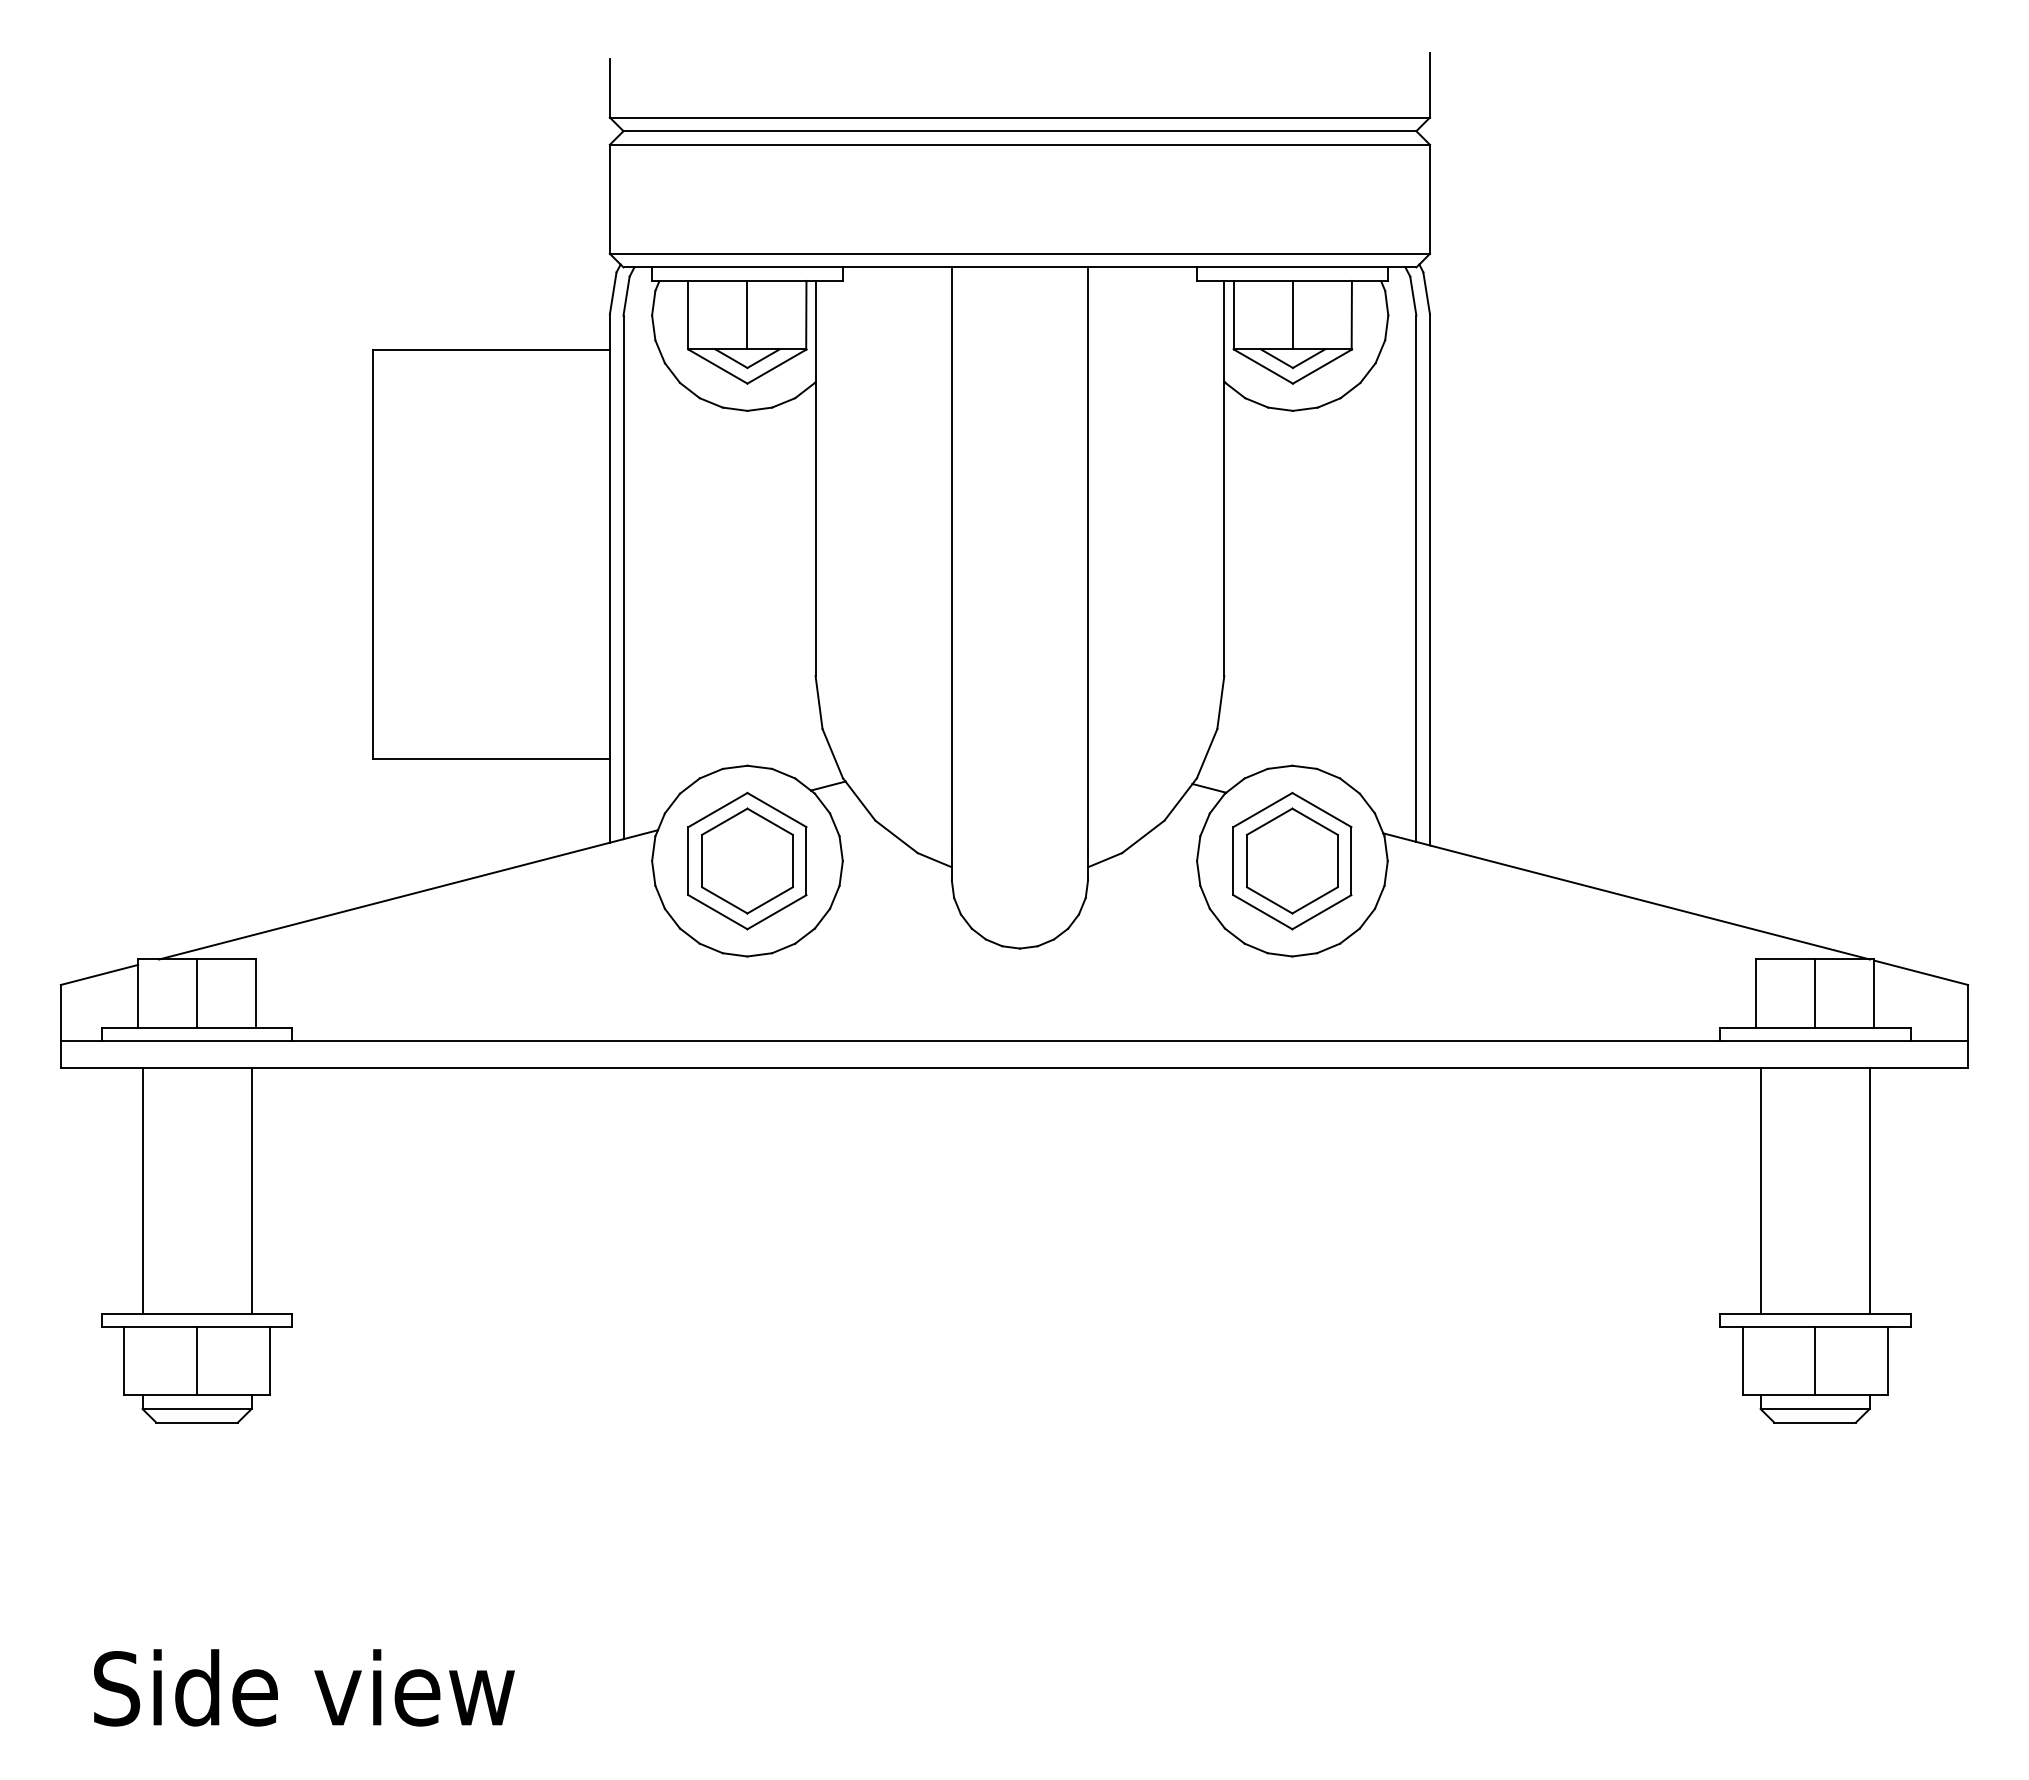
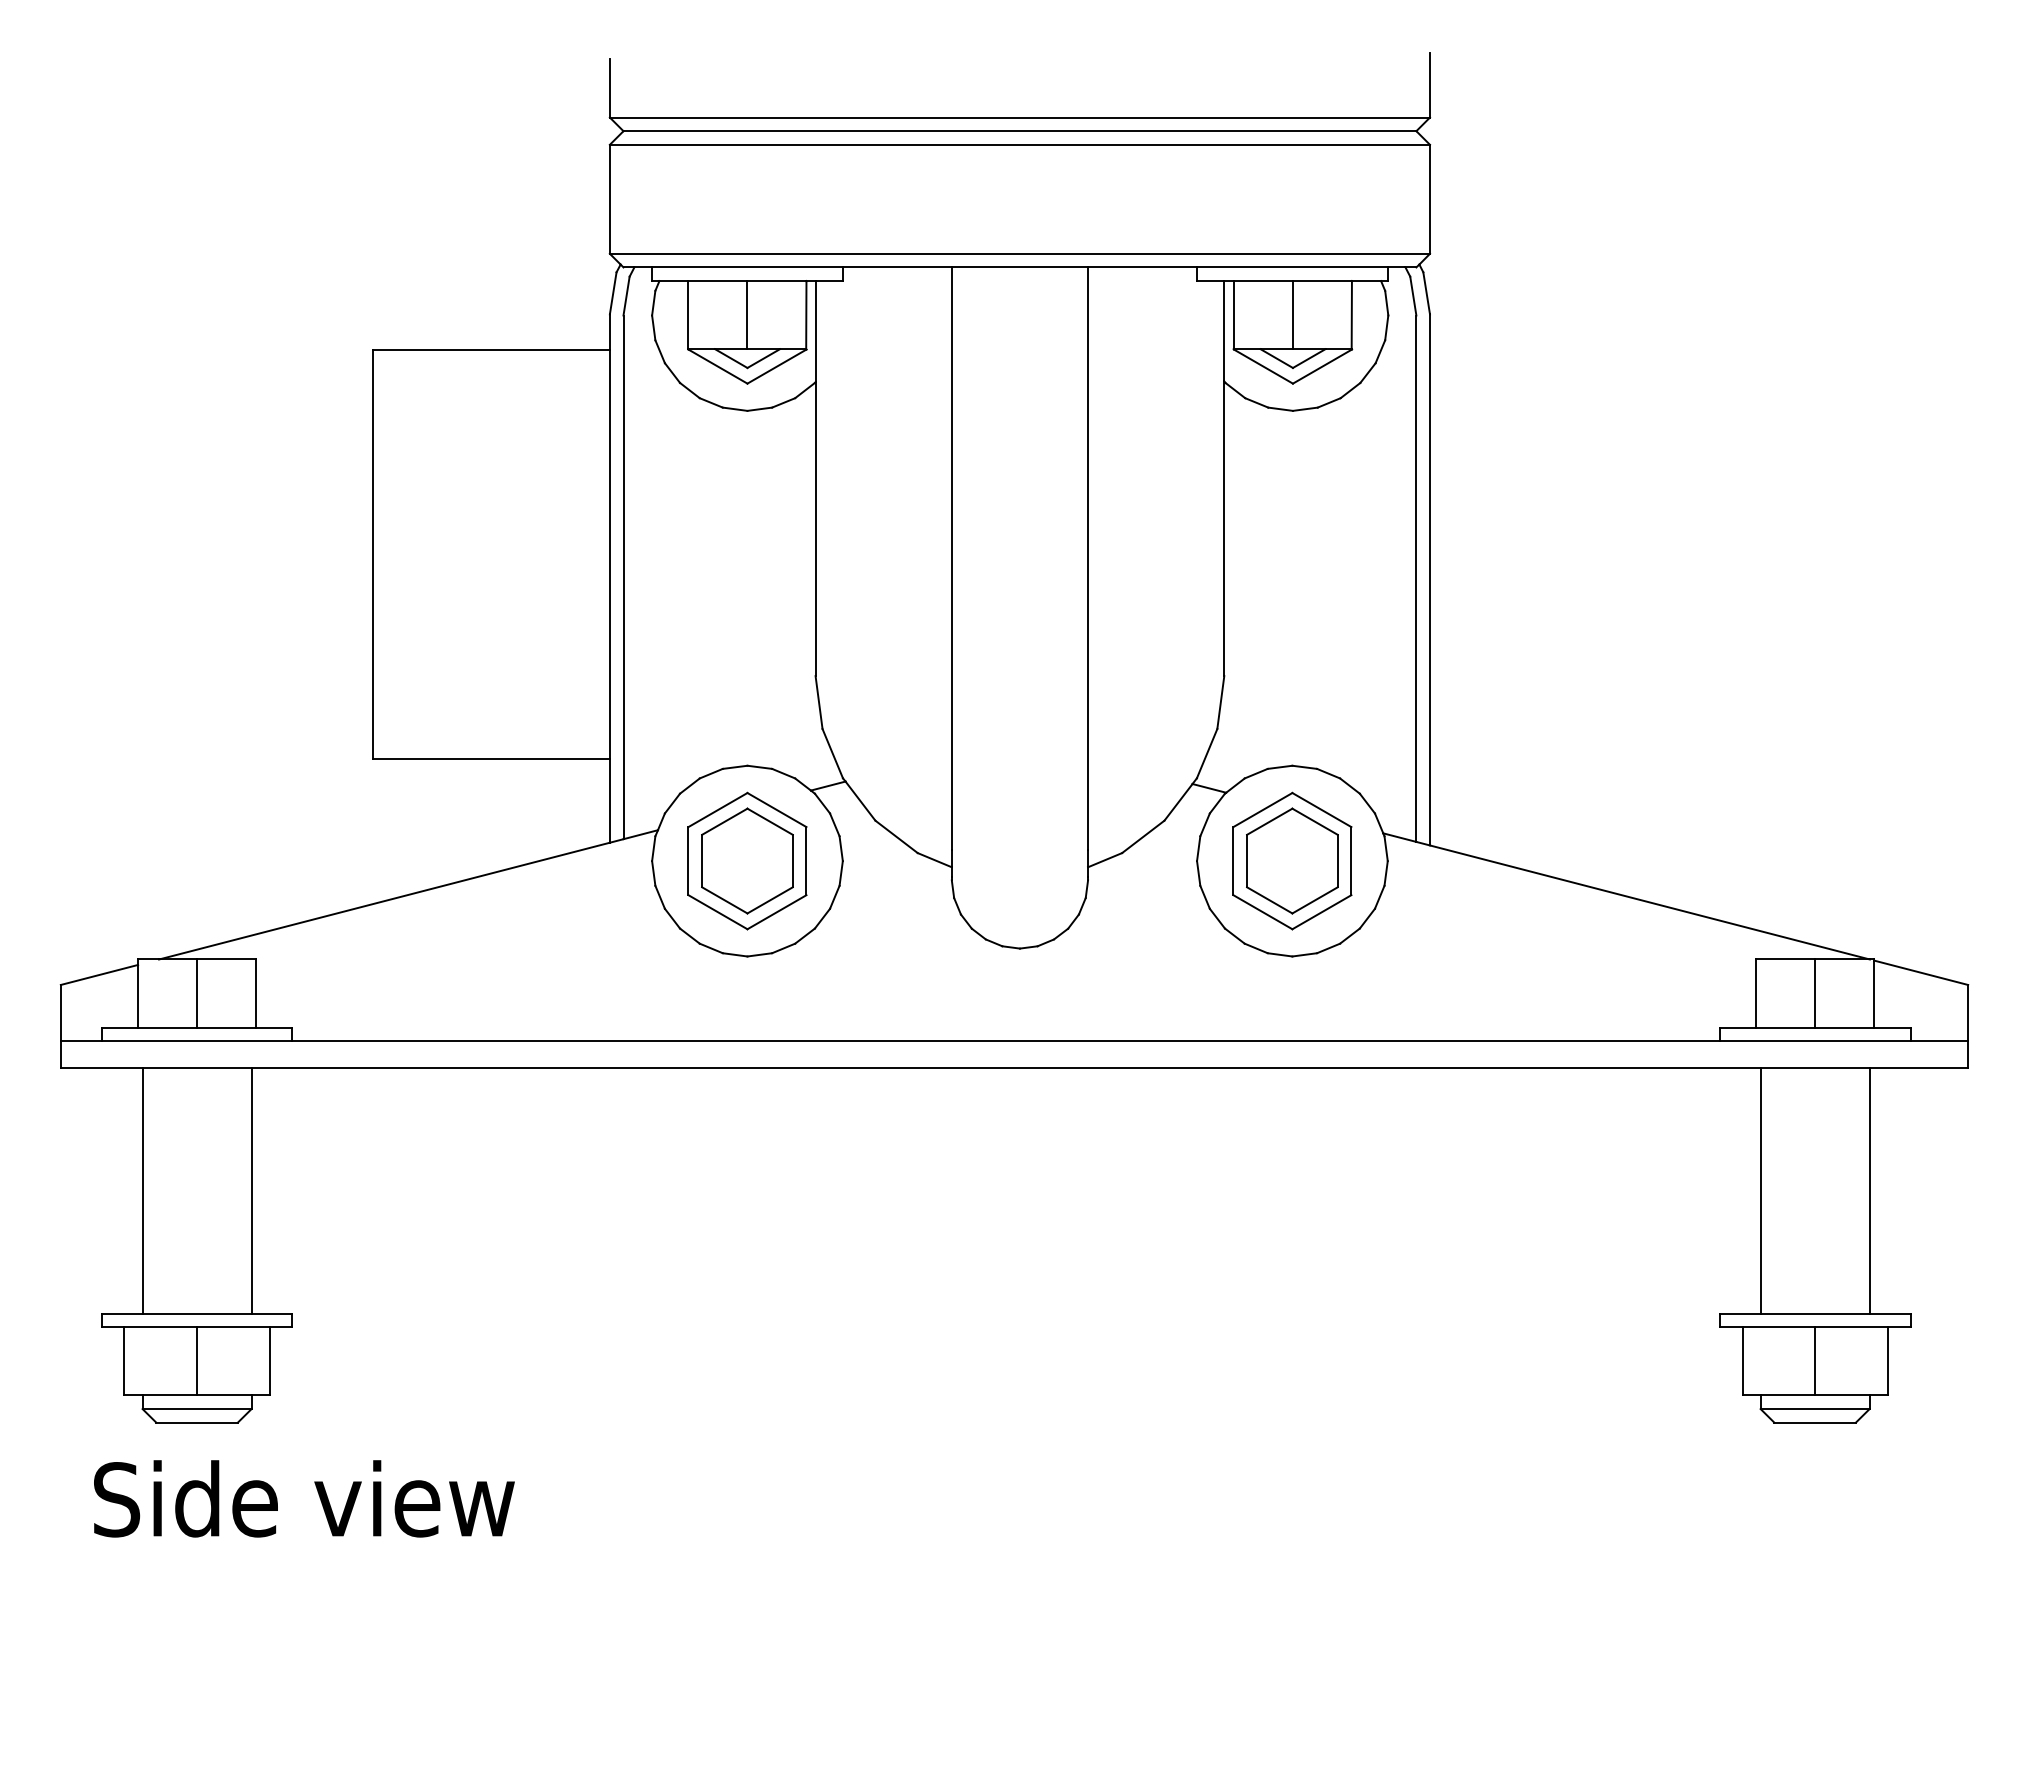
text position: (304, 1687) -> (304, 1498) (304, 1498)
